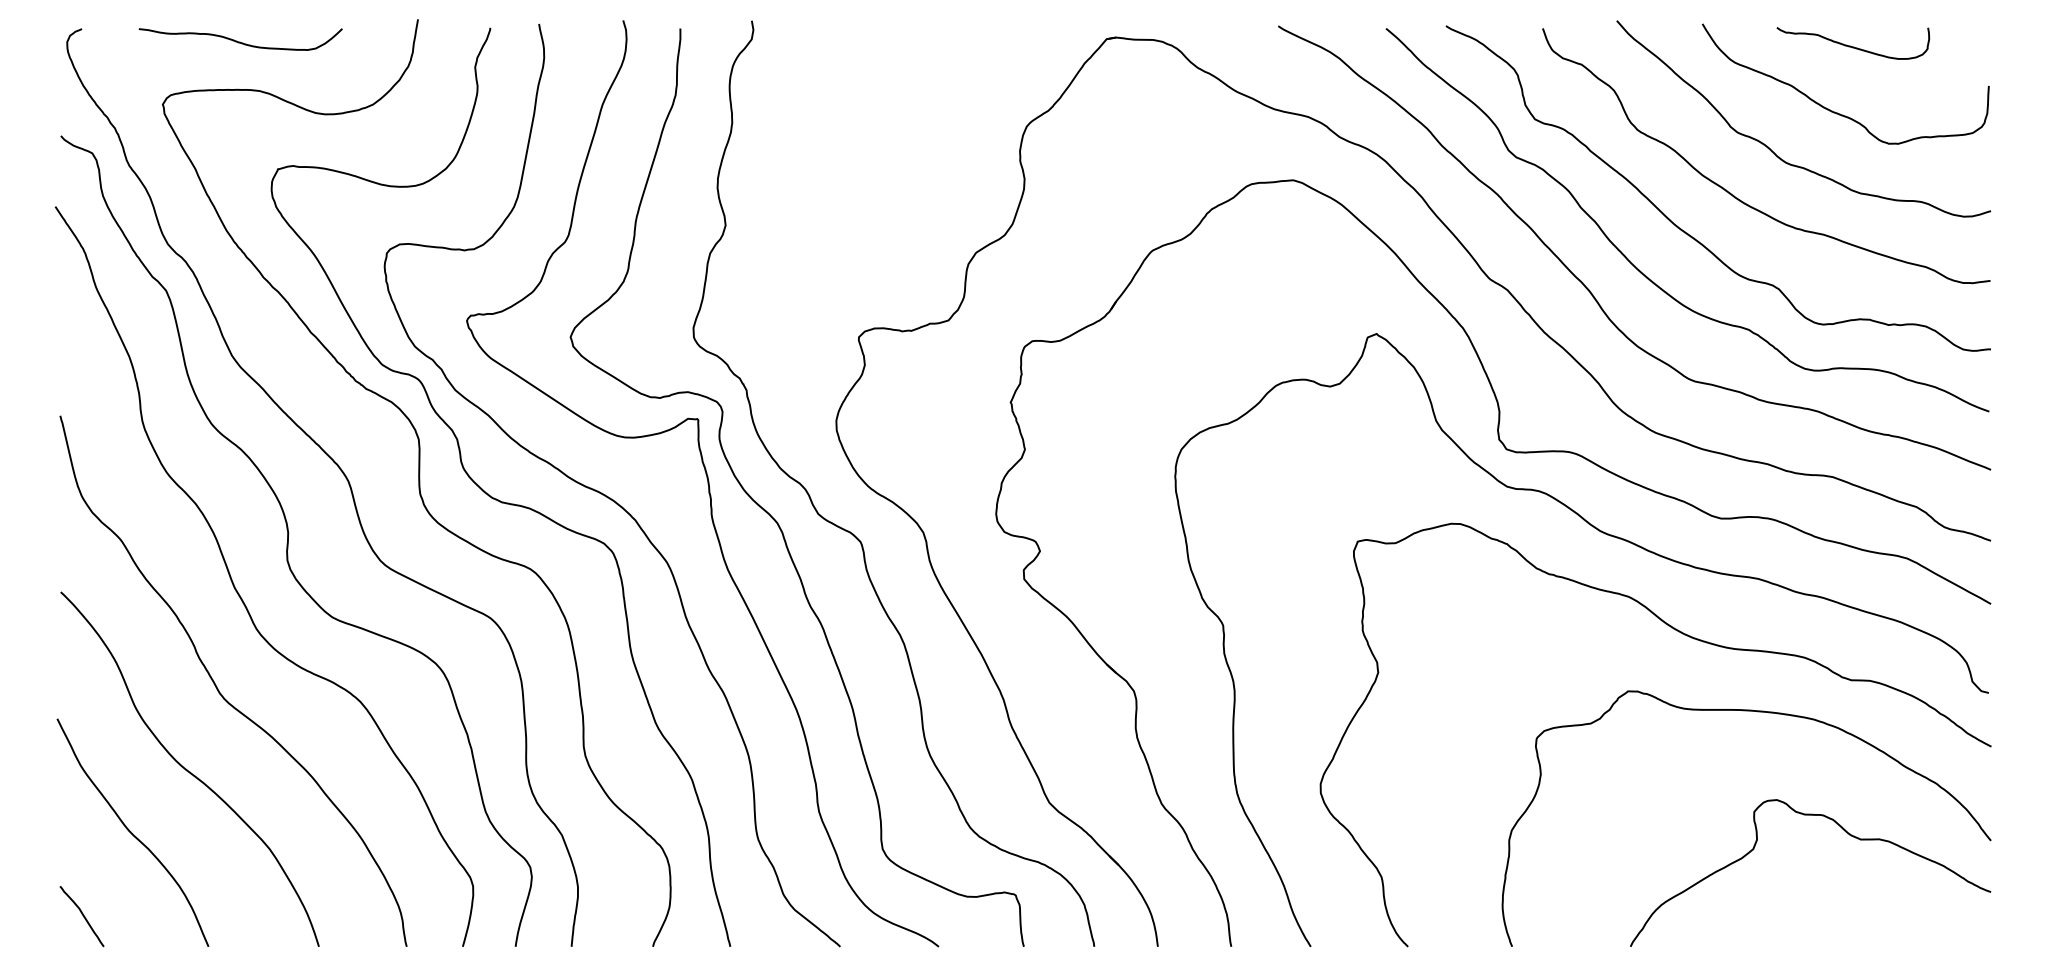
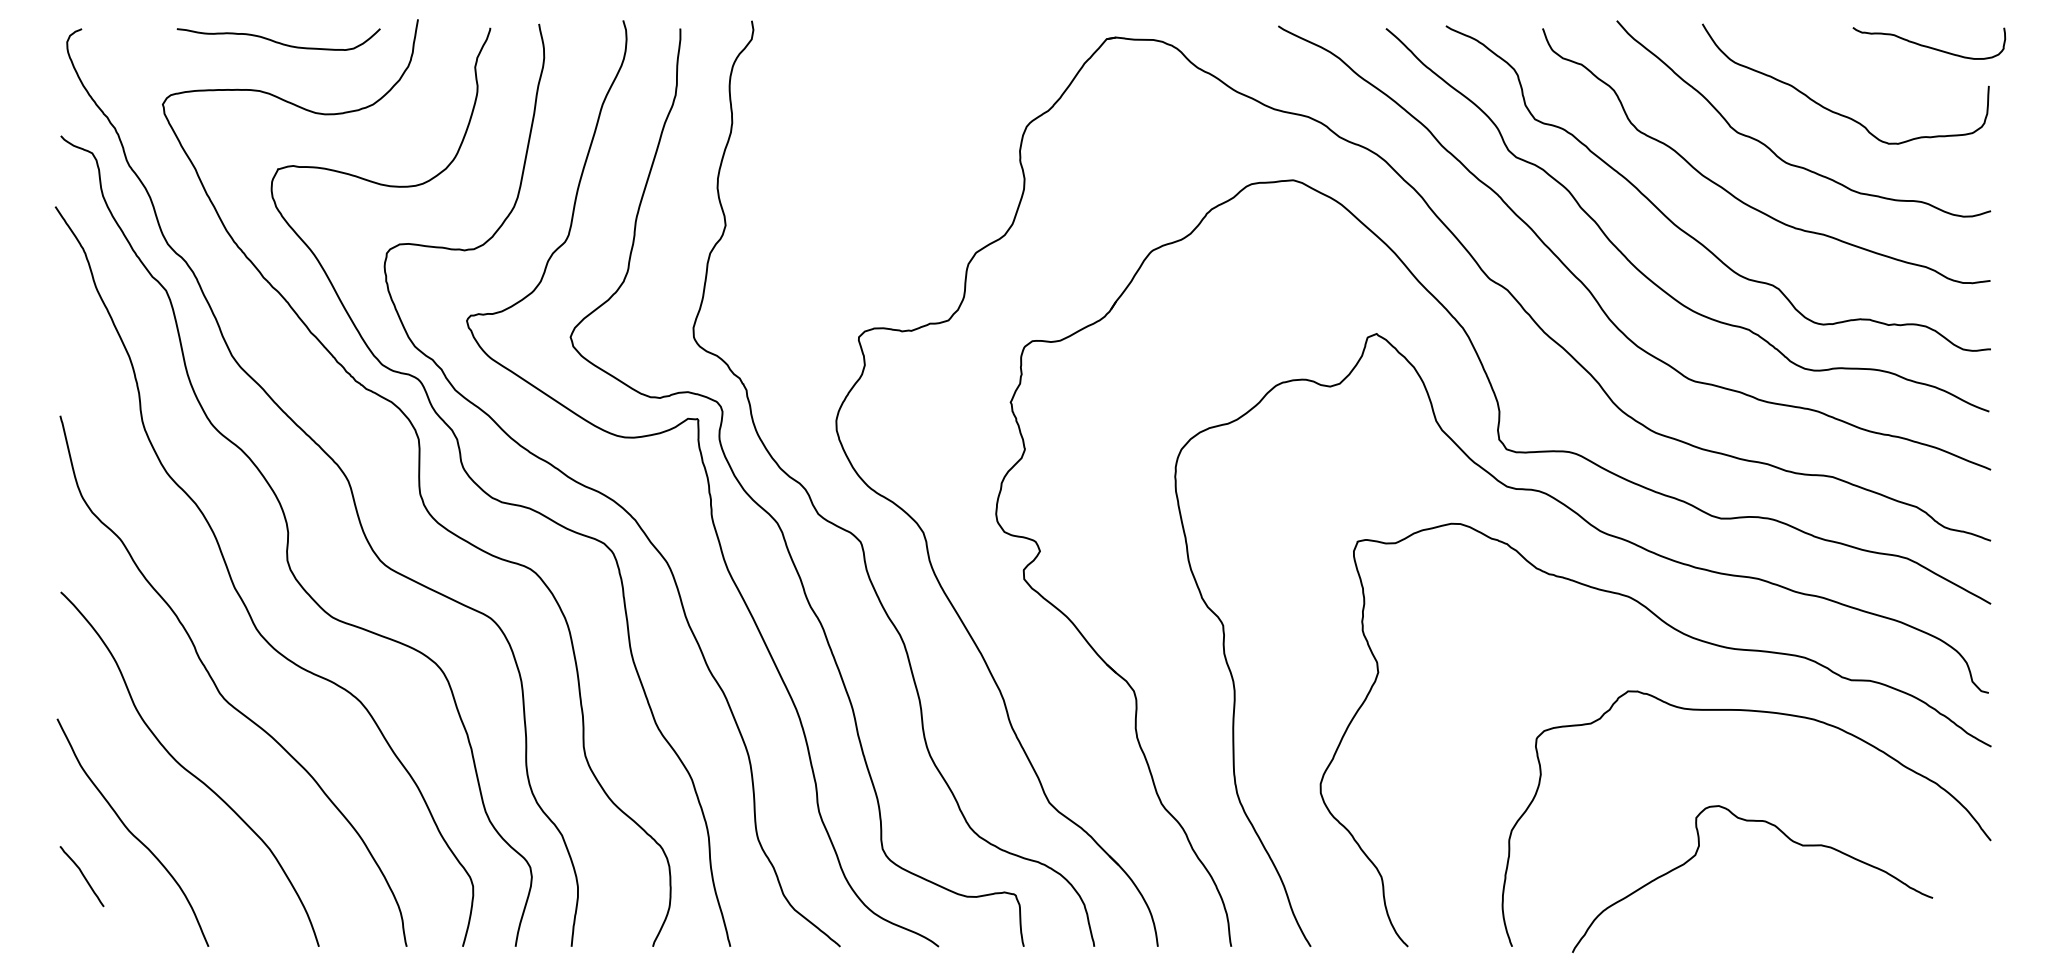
curve position: (240, 41) -> (278, 41) (278, 41)
curve position: (1853, 46) -> (1929, 46) (1929, 46)
curve position: (1846, 833) -> (1788, 839) (1788, 839)
curve position: (82, 915) -> (82, 875) (82, 875)
